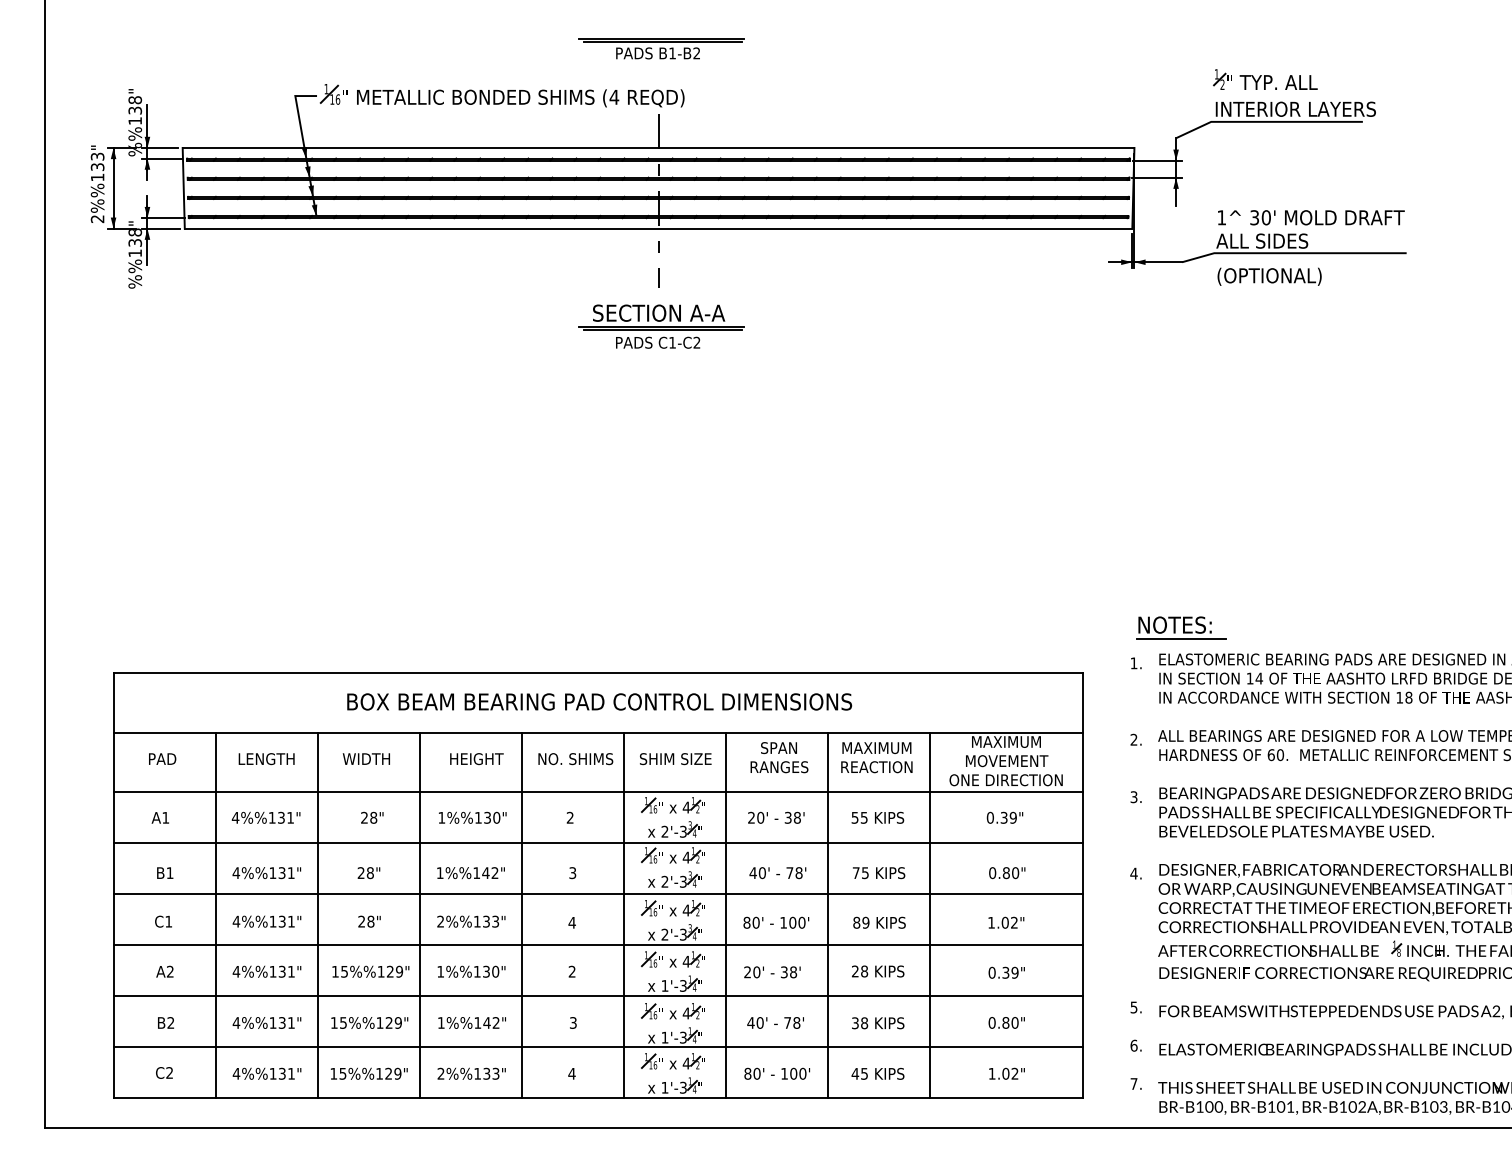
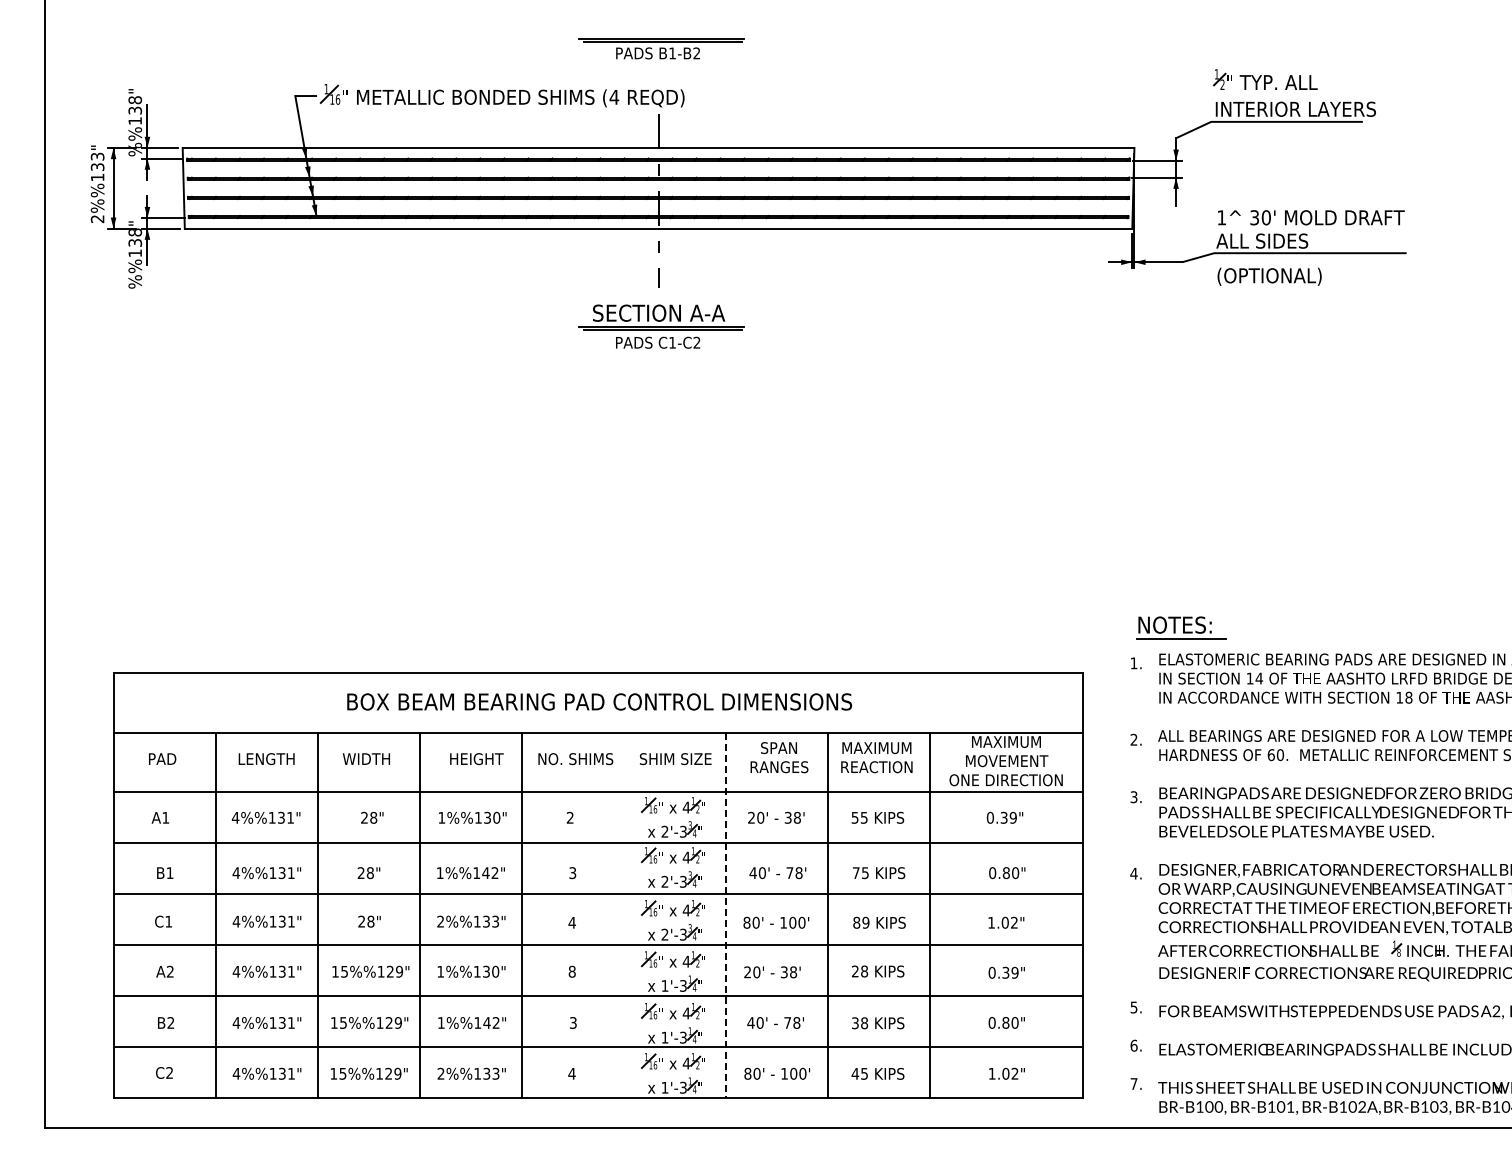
line: present -> none (624, 915)
line: solid -> dashed (726, 915)
text: 2 -> 8 (571, 971)
